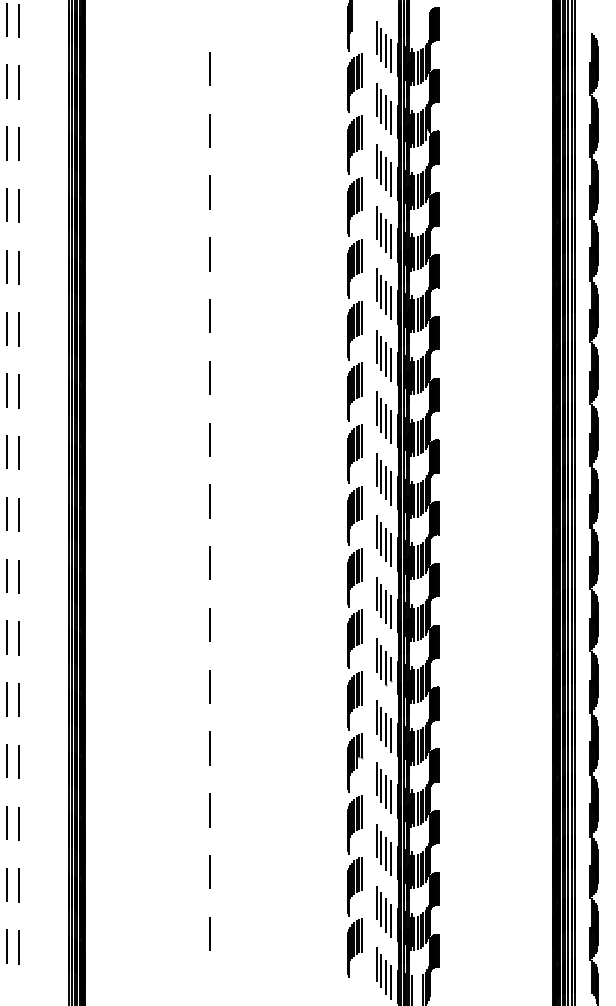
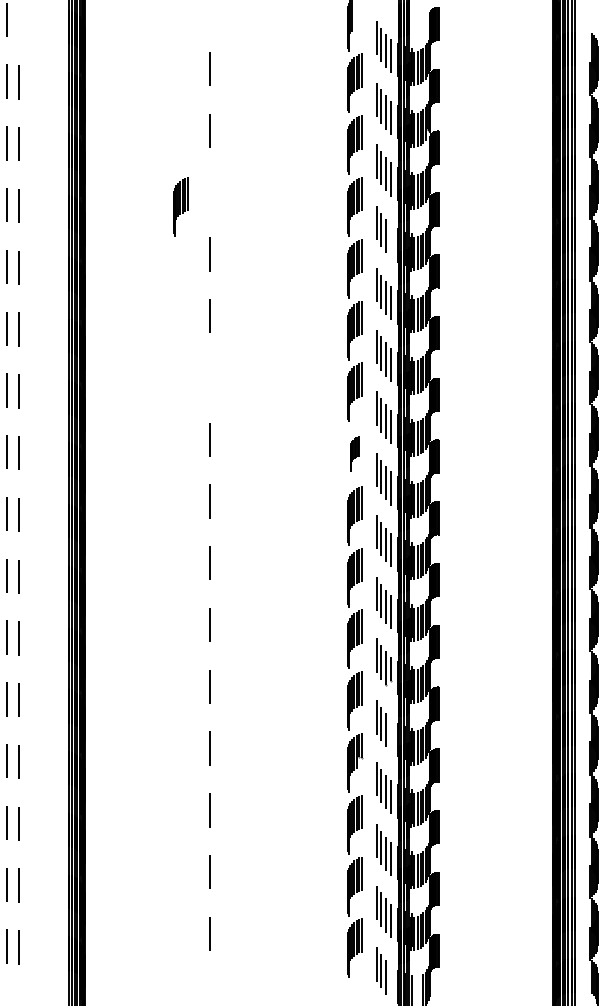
line: present -> none (18, 20)
line: present -> none (209, 192)
part: none -> present (180, 206)
line: present -> none (391, 241)
line: present -> none (209, 377)
part size: 16x60 px -> 10x36 px (354, 453)
line: present -> none (391, 735)
line: present -> none (391, 982)
